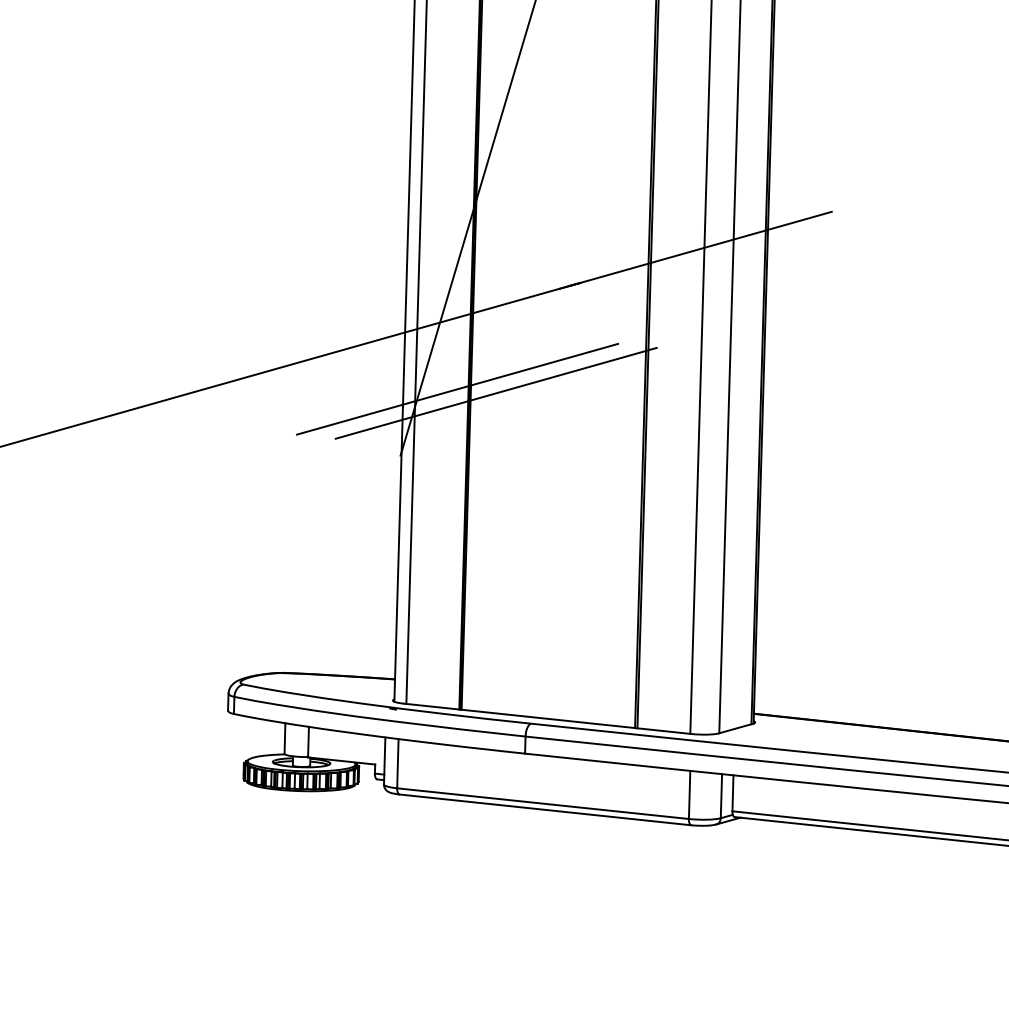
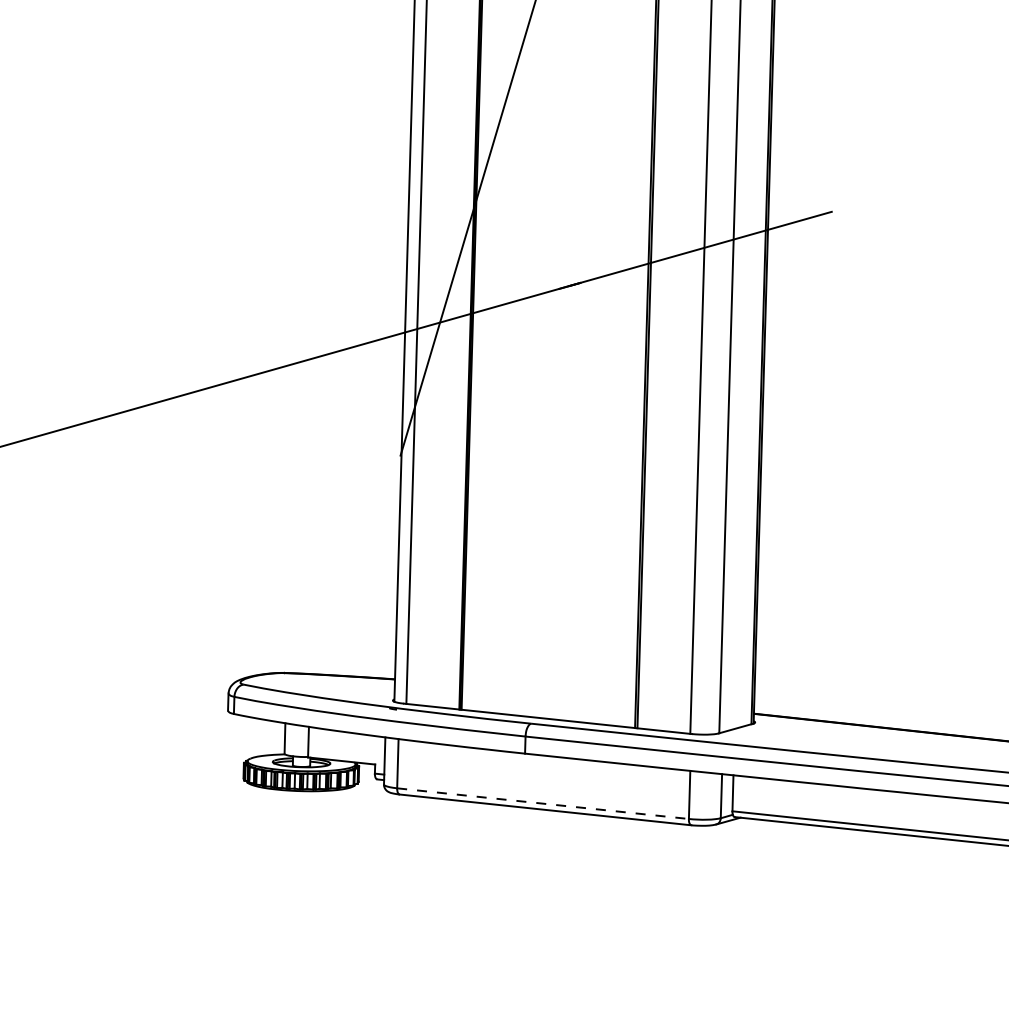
line: present -> none (457, 388)
line: present -> none (495, 392)
line: solid -> dashed (543, 803)
